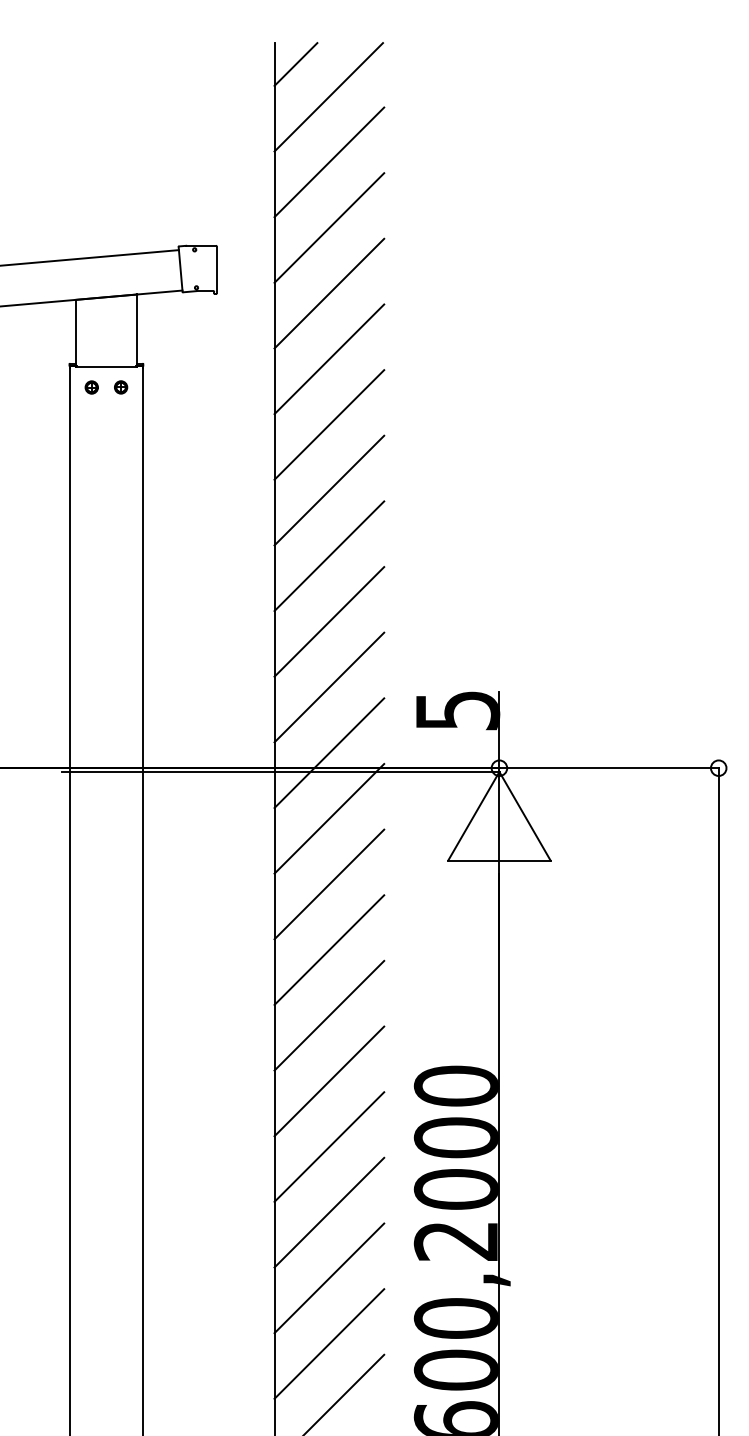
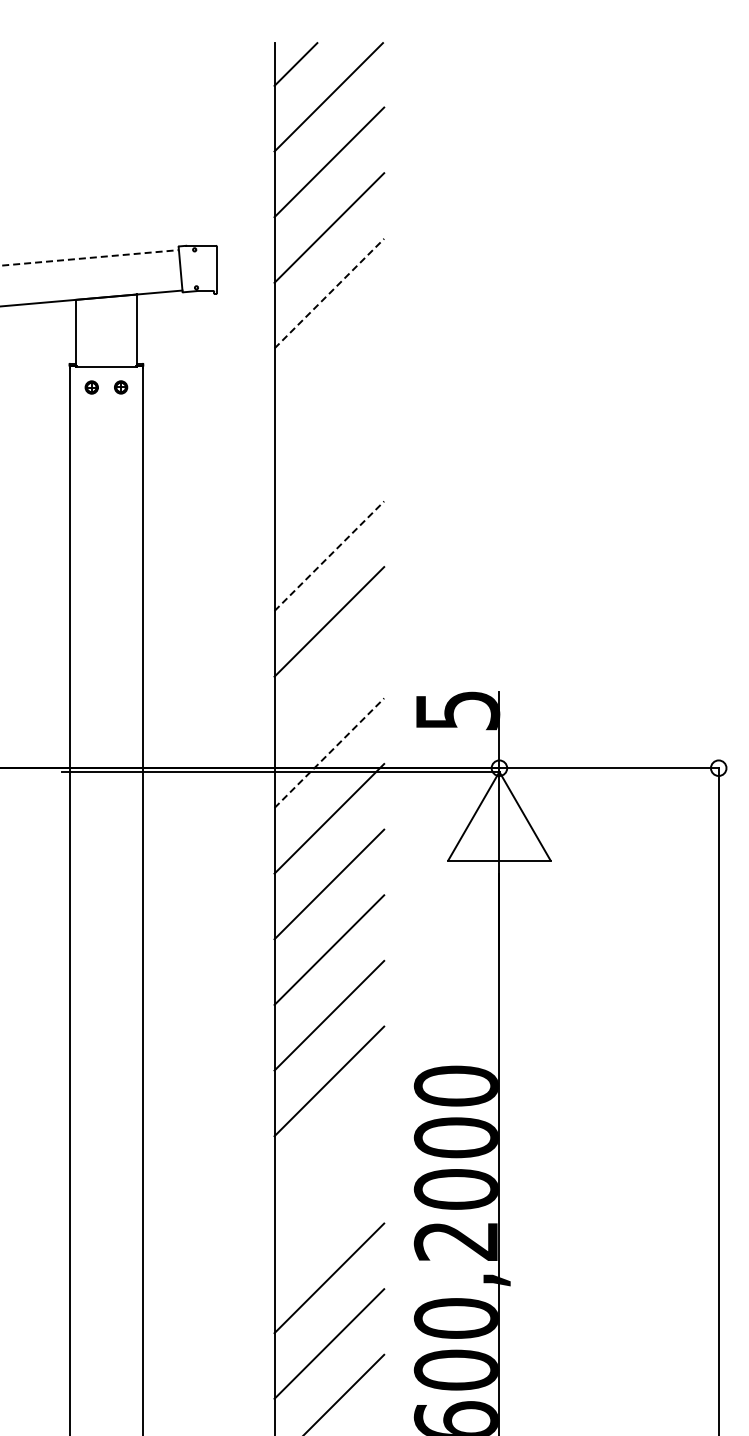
line: solid -> dashed (90, 257)
line: solid -> dashed (329, 293)
line: present -> none (329, 359)
line: present -> none (329, 424)
line: present -> none (329, 490)
line: solid -> dashed (329, 556)
line: present -> none (329, 687)
line: solid -> dashed (329, 753)
line: present -> none (329, 1146)
line: present -> none (329, 1212)
